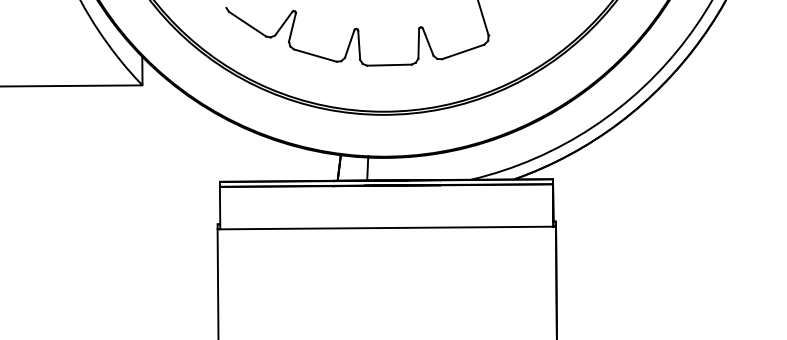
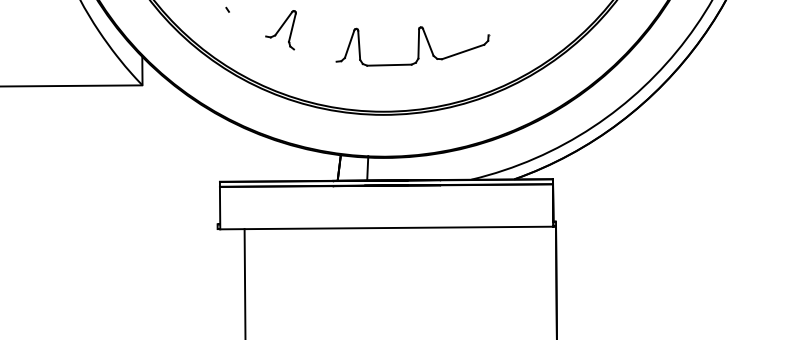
line: present -> none (483, 18)
line: present -> none (247, 23)
line: present -> none (315, 55)
line position: (217, 282) -> (244, 282) (244, 282)
